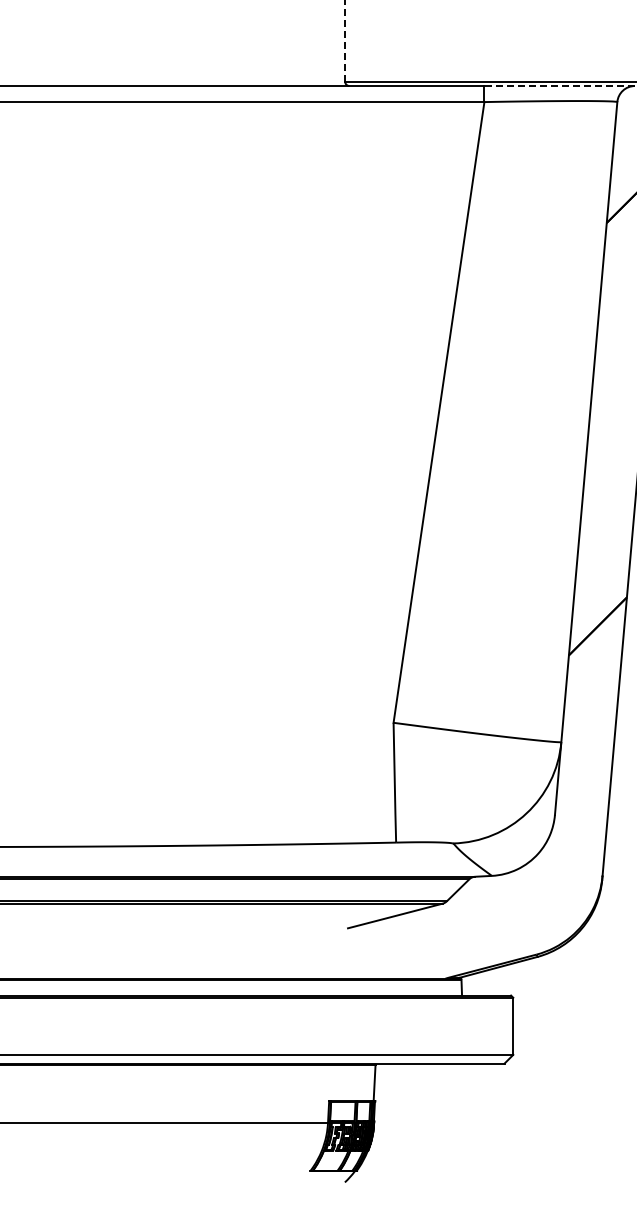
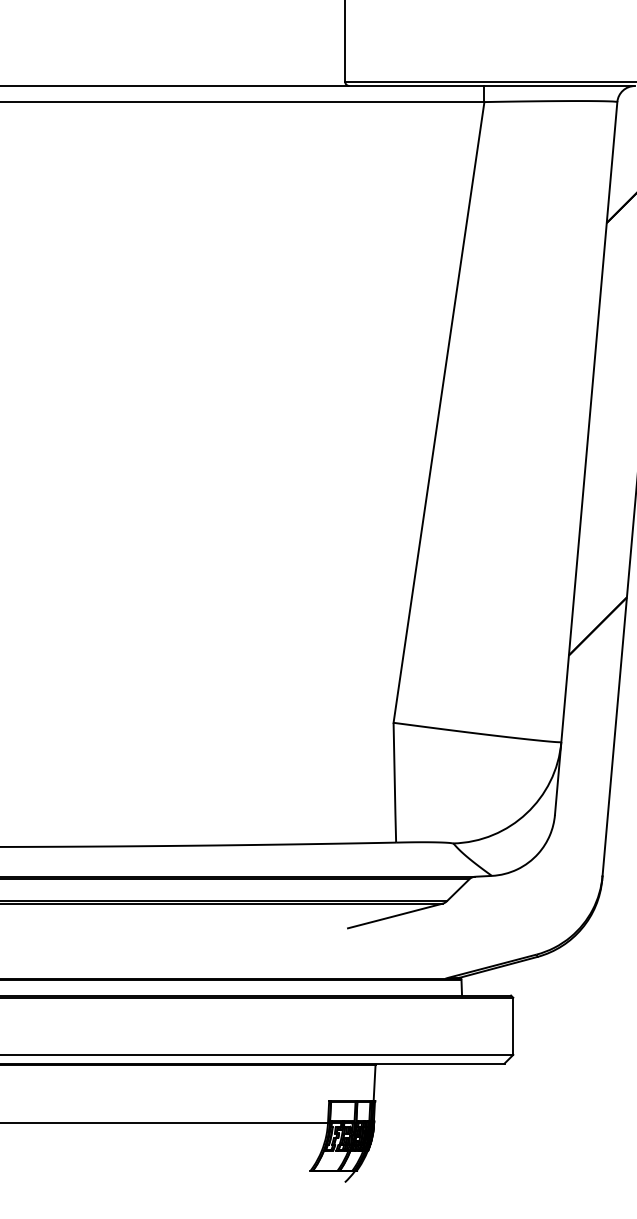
line: dashed -> solid (345, 40)
line: dashed -> solid (559, 86)
